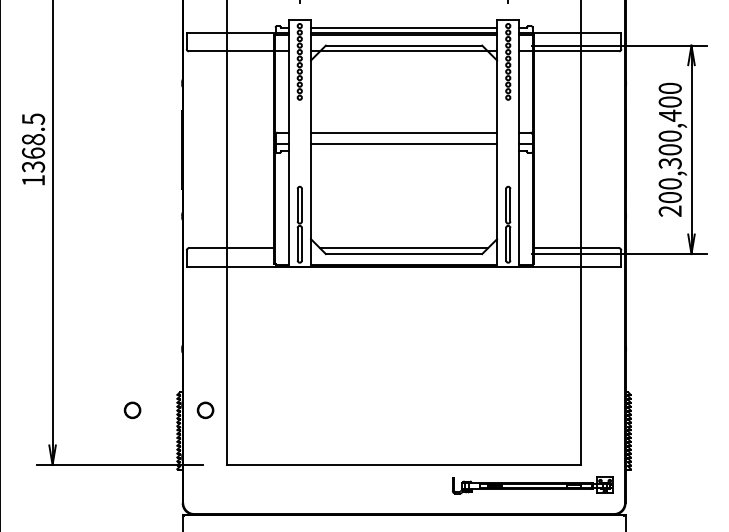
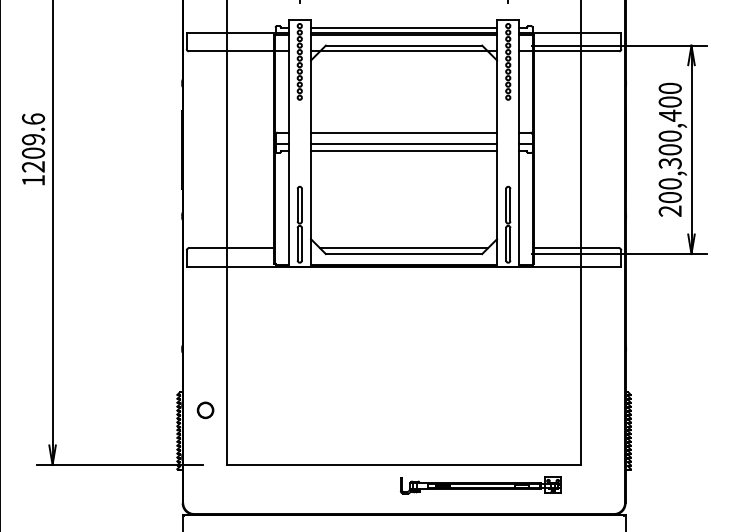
text: 1368.5 -> 1209.6 (33, 142)
line: none -> present (404, 150)
part: present -> none (132, 410)
part position: (532, 485) -> (480, 485) (480, 485)
